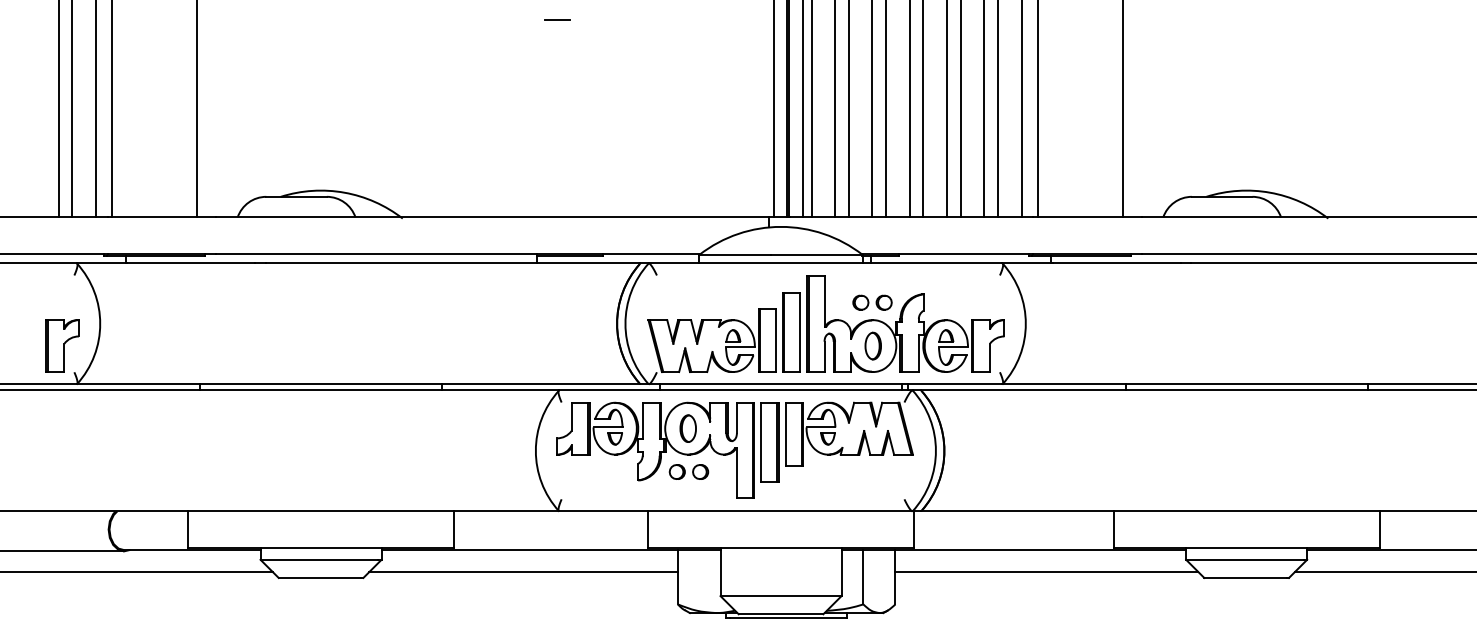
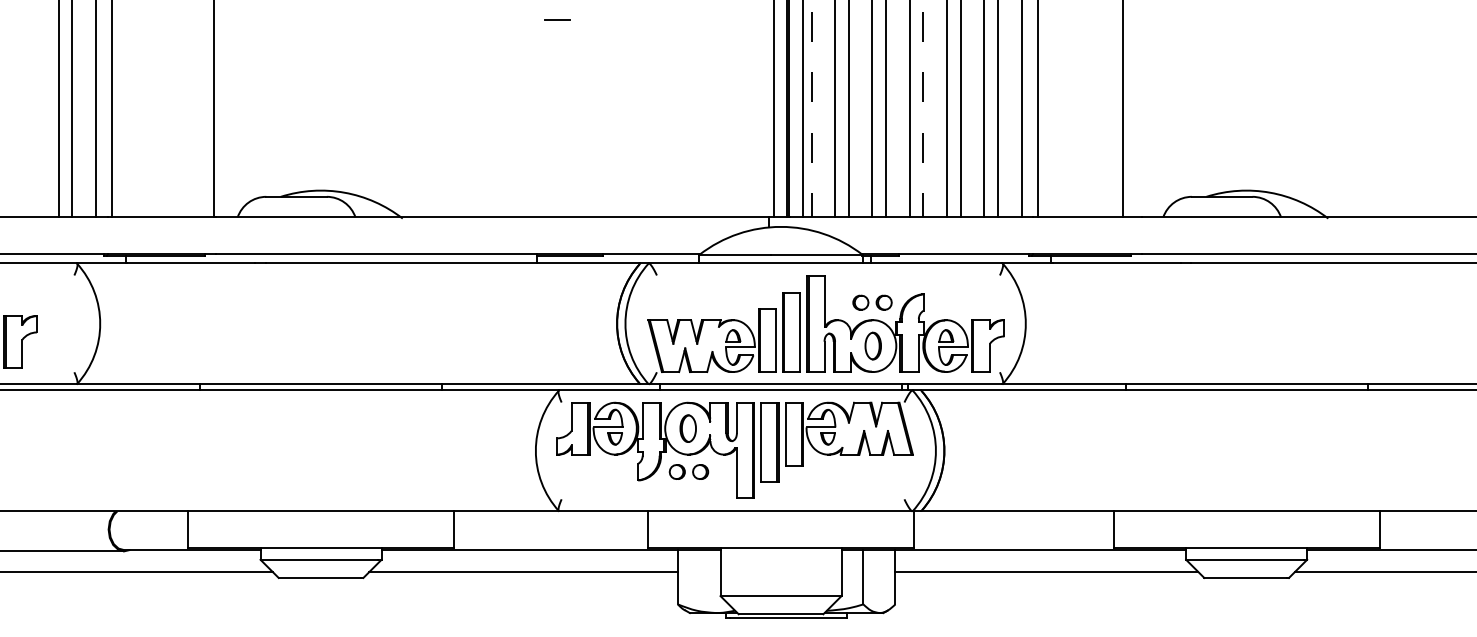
line position: (196, 109) -> (213, 109) (213, 109)
line: solid -> dashed (811, 109)
line: solid -> dashed (923, 109)
part position: (62, 345) -> (20, 341) (20, 341)
